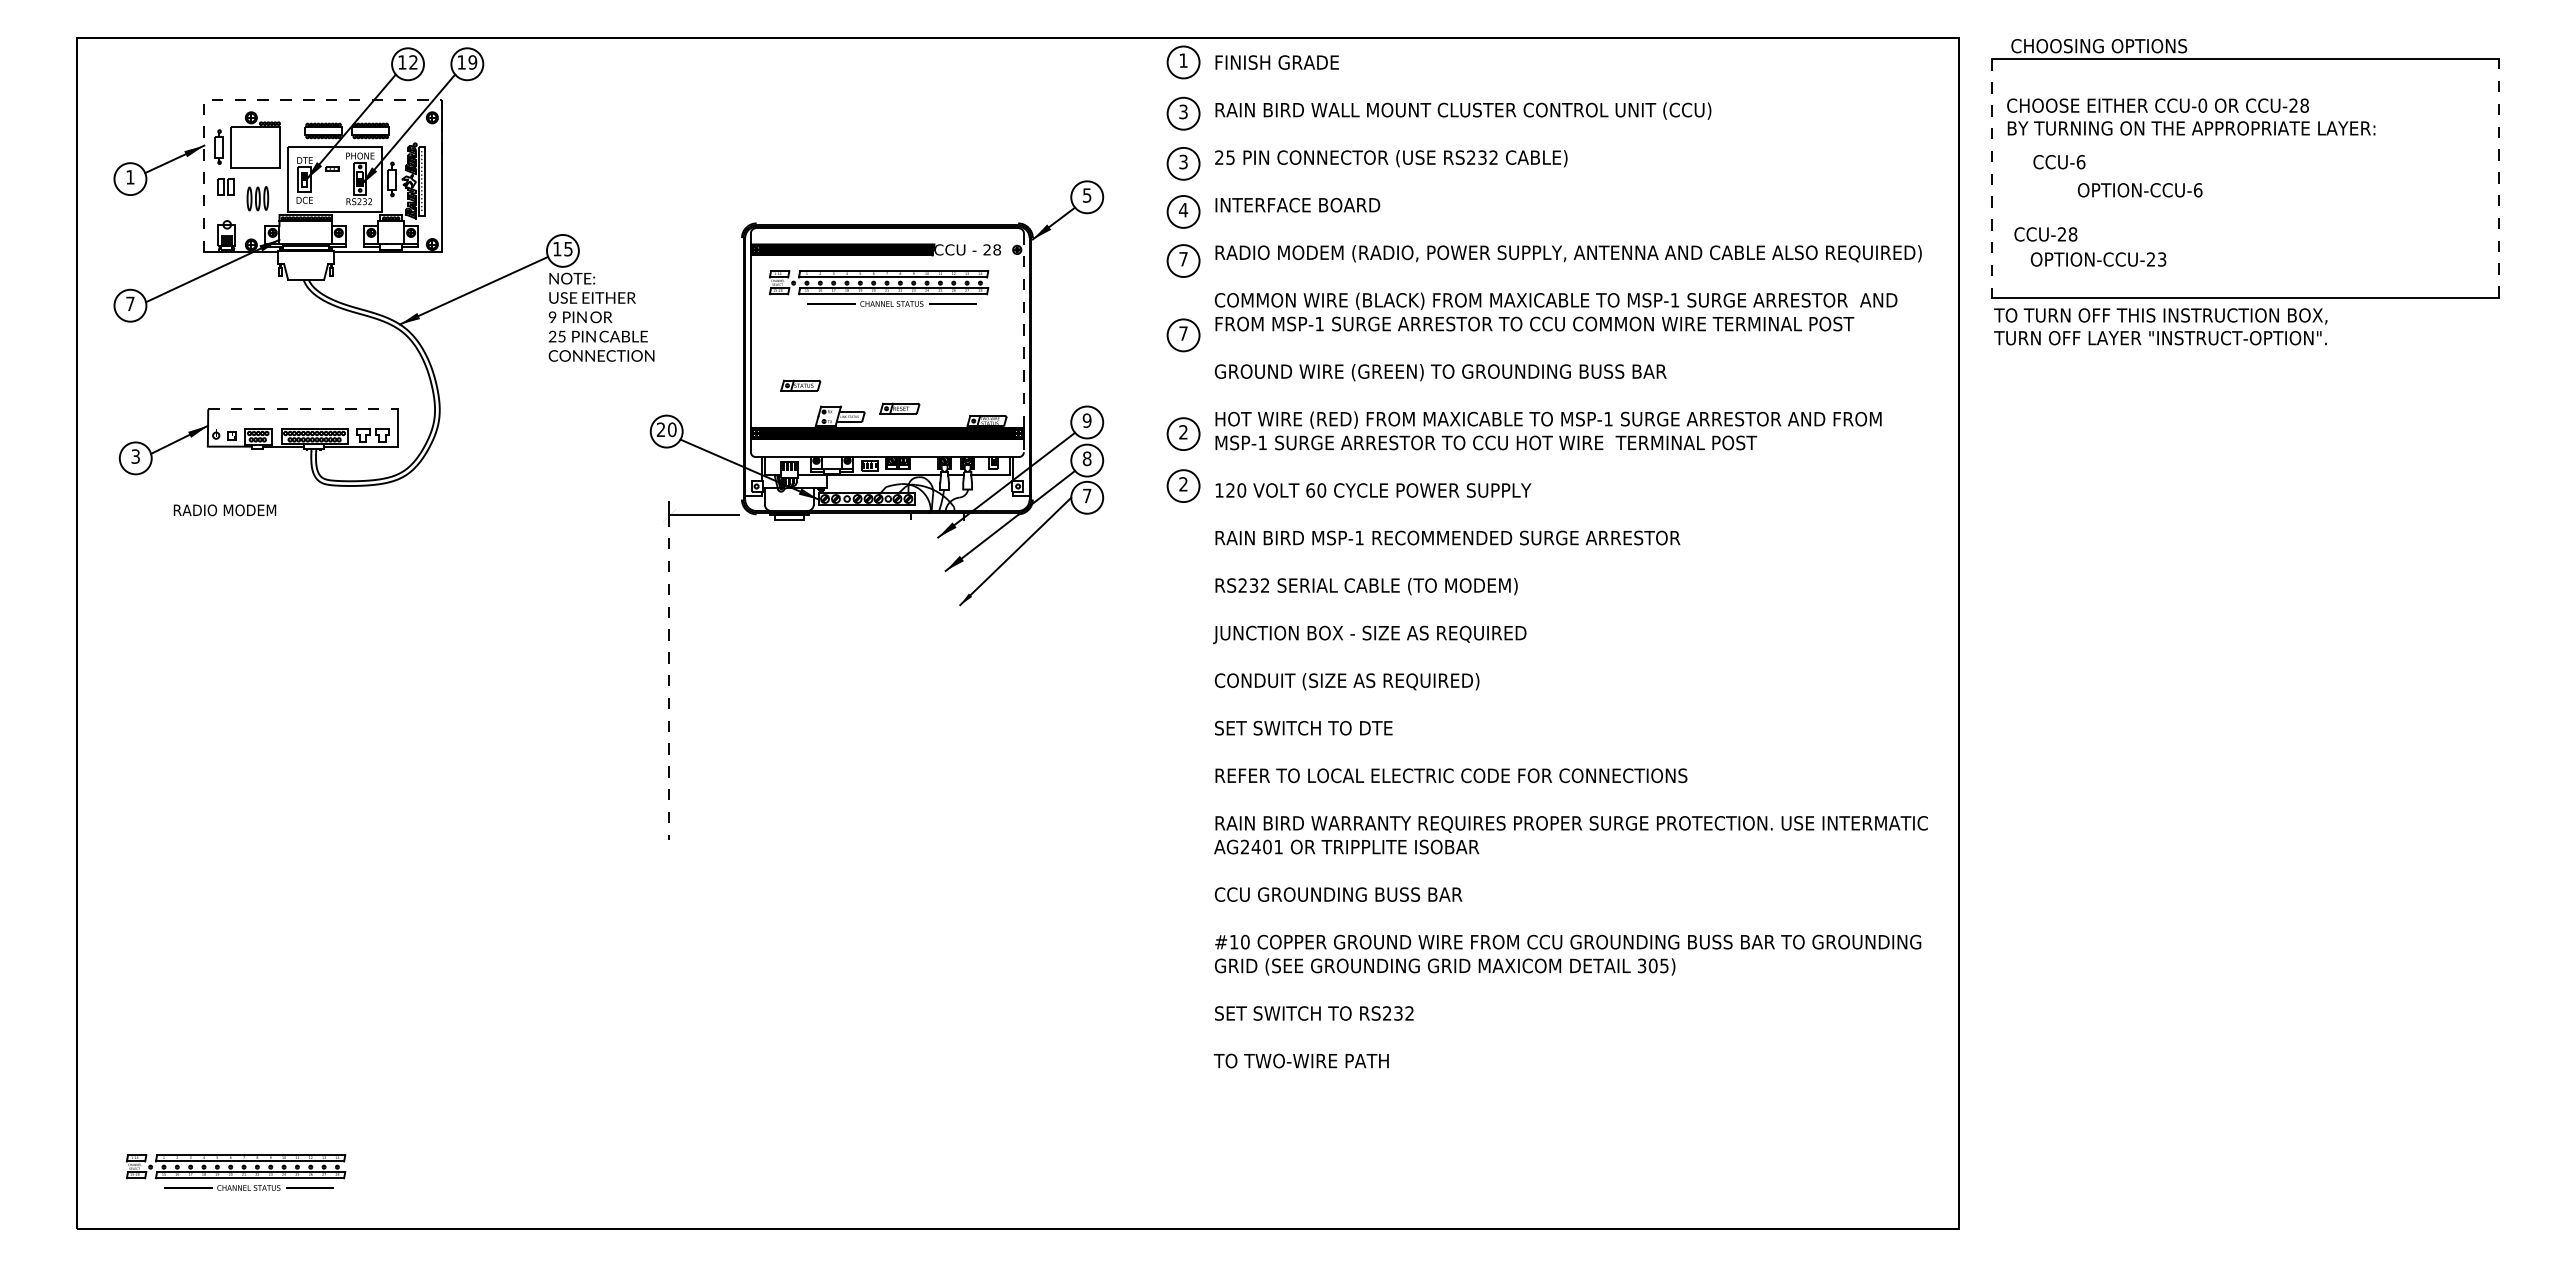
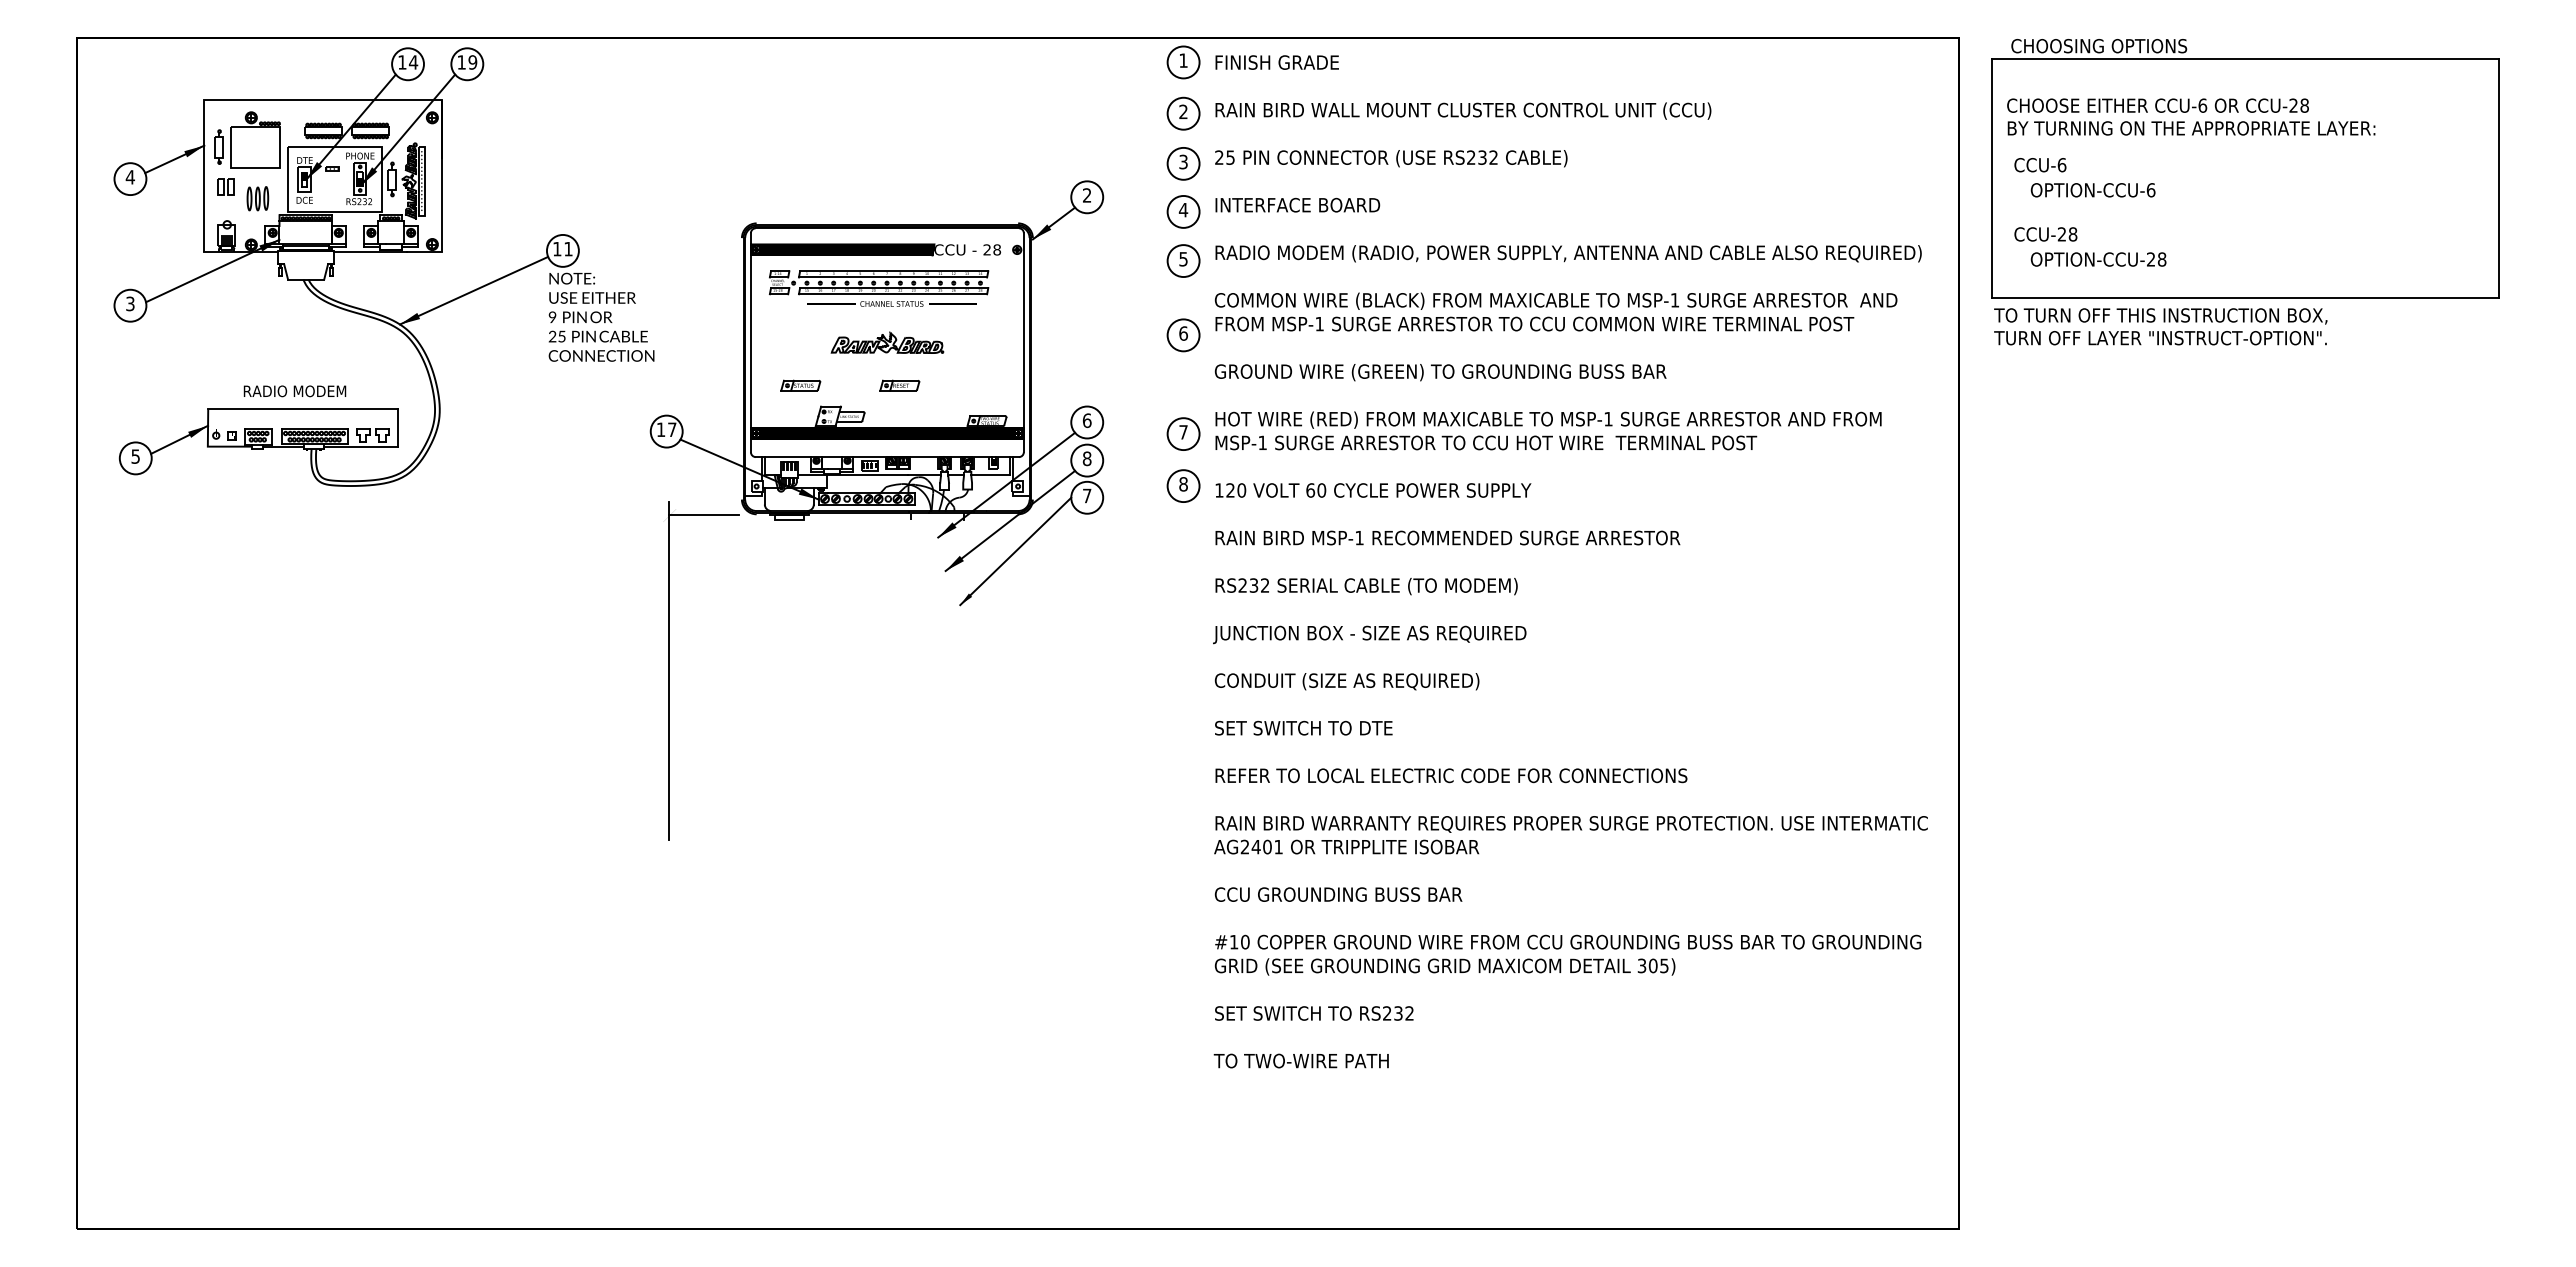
text: 12 -> 14 (413, 62)
line: dashed -> solid (277, 99)
text: CCU-0 -> CCU-6 (2202, 105)
text: 3 -> 2 (1183, 112)
text position: (2059, 162) -> (2040, 165) (2040, 165)
text: 1 -> 4 (129, 177)
line: dashed -> solid (2498, 178)
line: dashed -> solid (1992, 179)
text position: (2139, 190) -> (2092, 190) (2092, 190)
text: 5 -> 2 (1087, 195)
text: 15 -> 11 (568, 249)
text: 7 -> 5 (1183, 259)
text: OPTION-CCU-23 -> OPTION-CCU-28 (2161, 259)
text: 7 -> 3 (130, 303)
text: 7 -> 6 (1183, 333)
part: none -> present (887, 342)
line: dashed -> solid (1023, 342)
part position: (899, 408) -> (899, 385) (899, 385)
line: dashed -> solid (303, 409)
text: 9 -> 6 (1086, 420)
text: 20 -> 17 (666, 429)
text: 2 -> 7 (1183, 432)
text: 3 -> 5 (135, 455)
text: 2 -> 8 (1183, 484)
text position: (224, 510) -> (294, 391) (294, 391)
line: dashed -> solid (669, 677)
part: present -> none (235, 1172)
